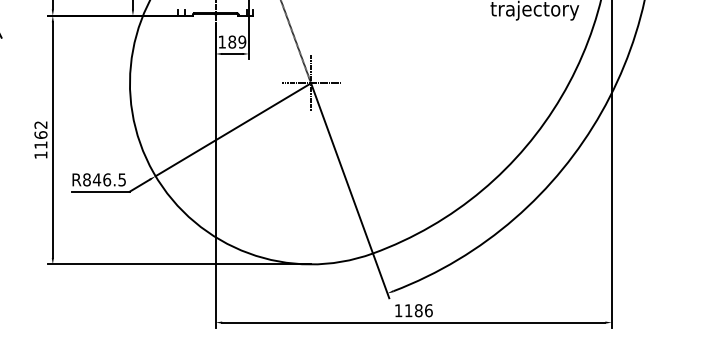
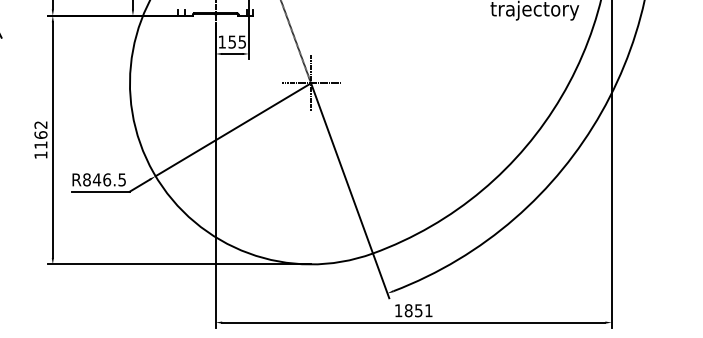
text: 189 -> 155 (237, 41)
text: 1186 -> 1851 (418, 310)
